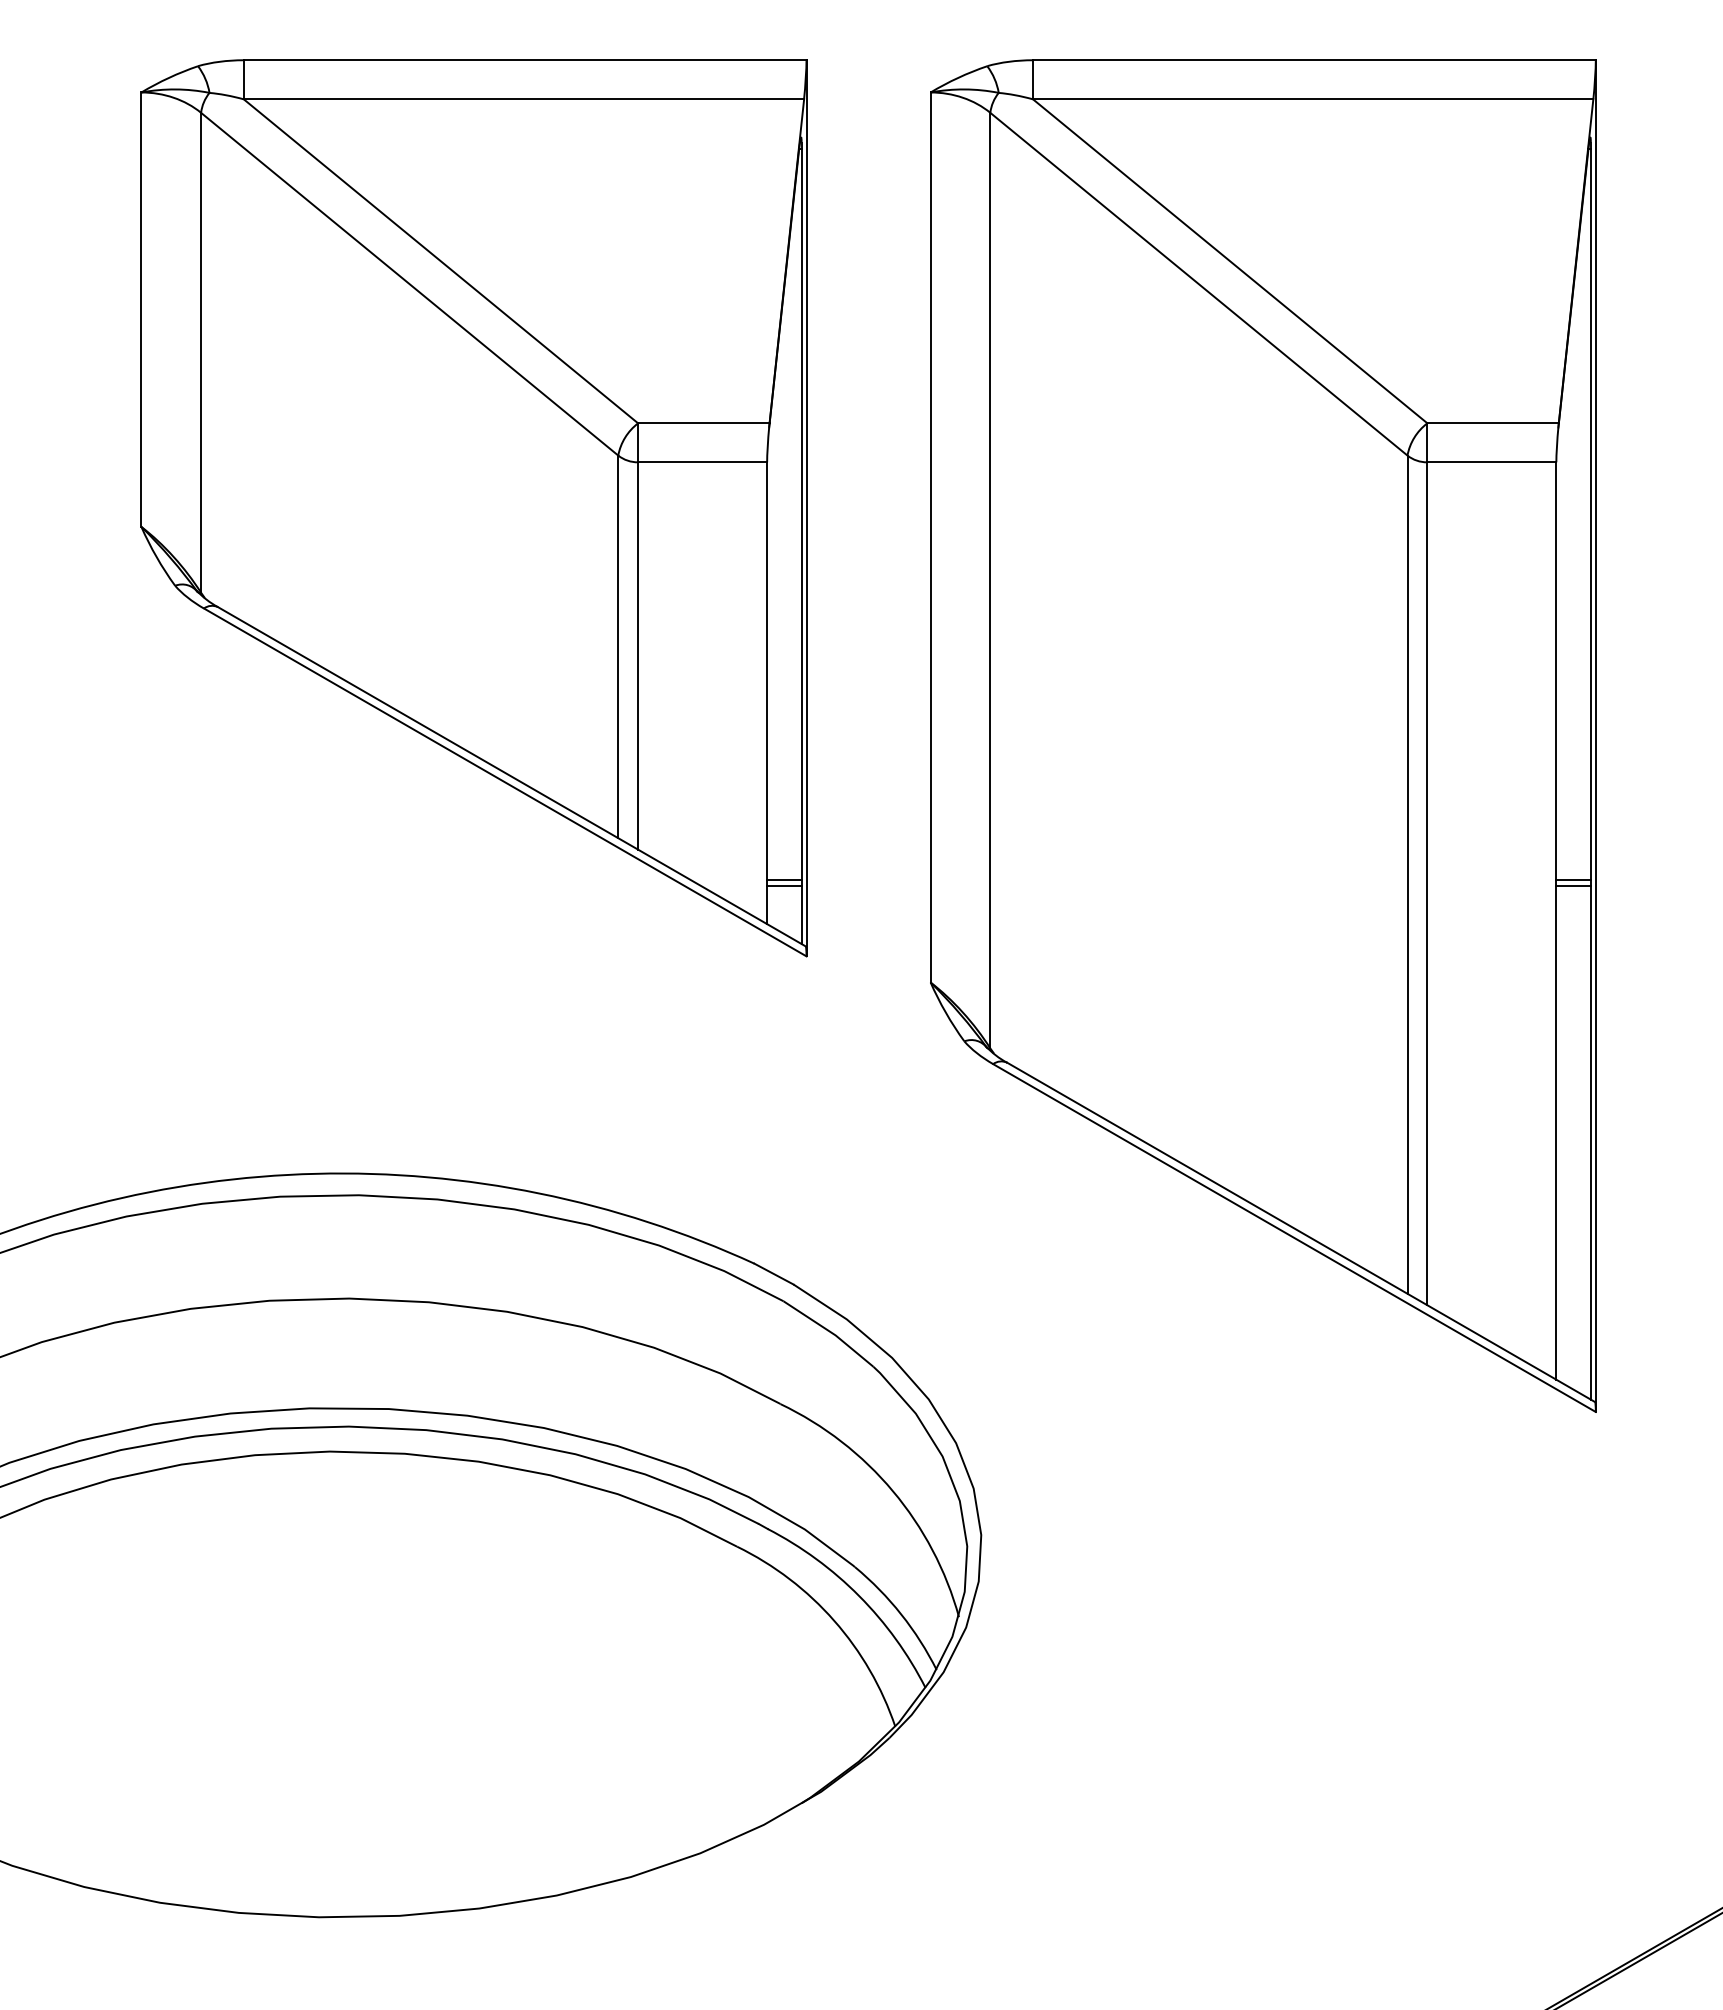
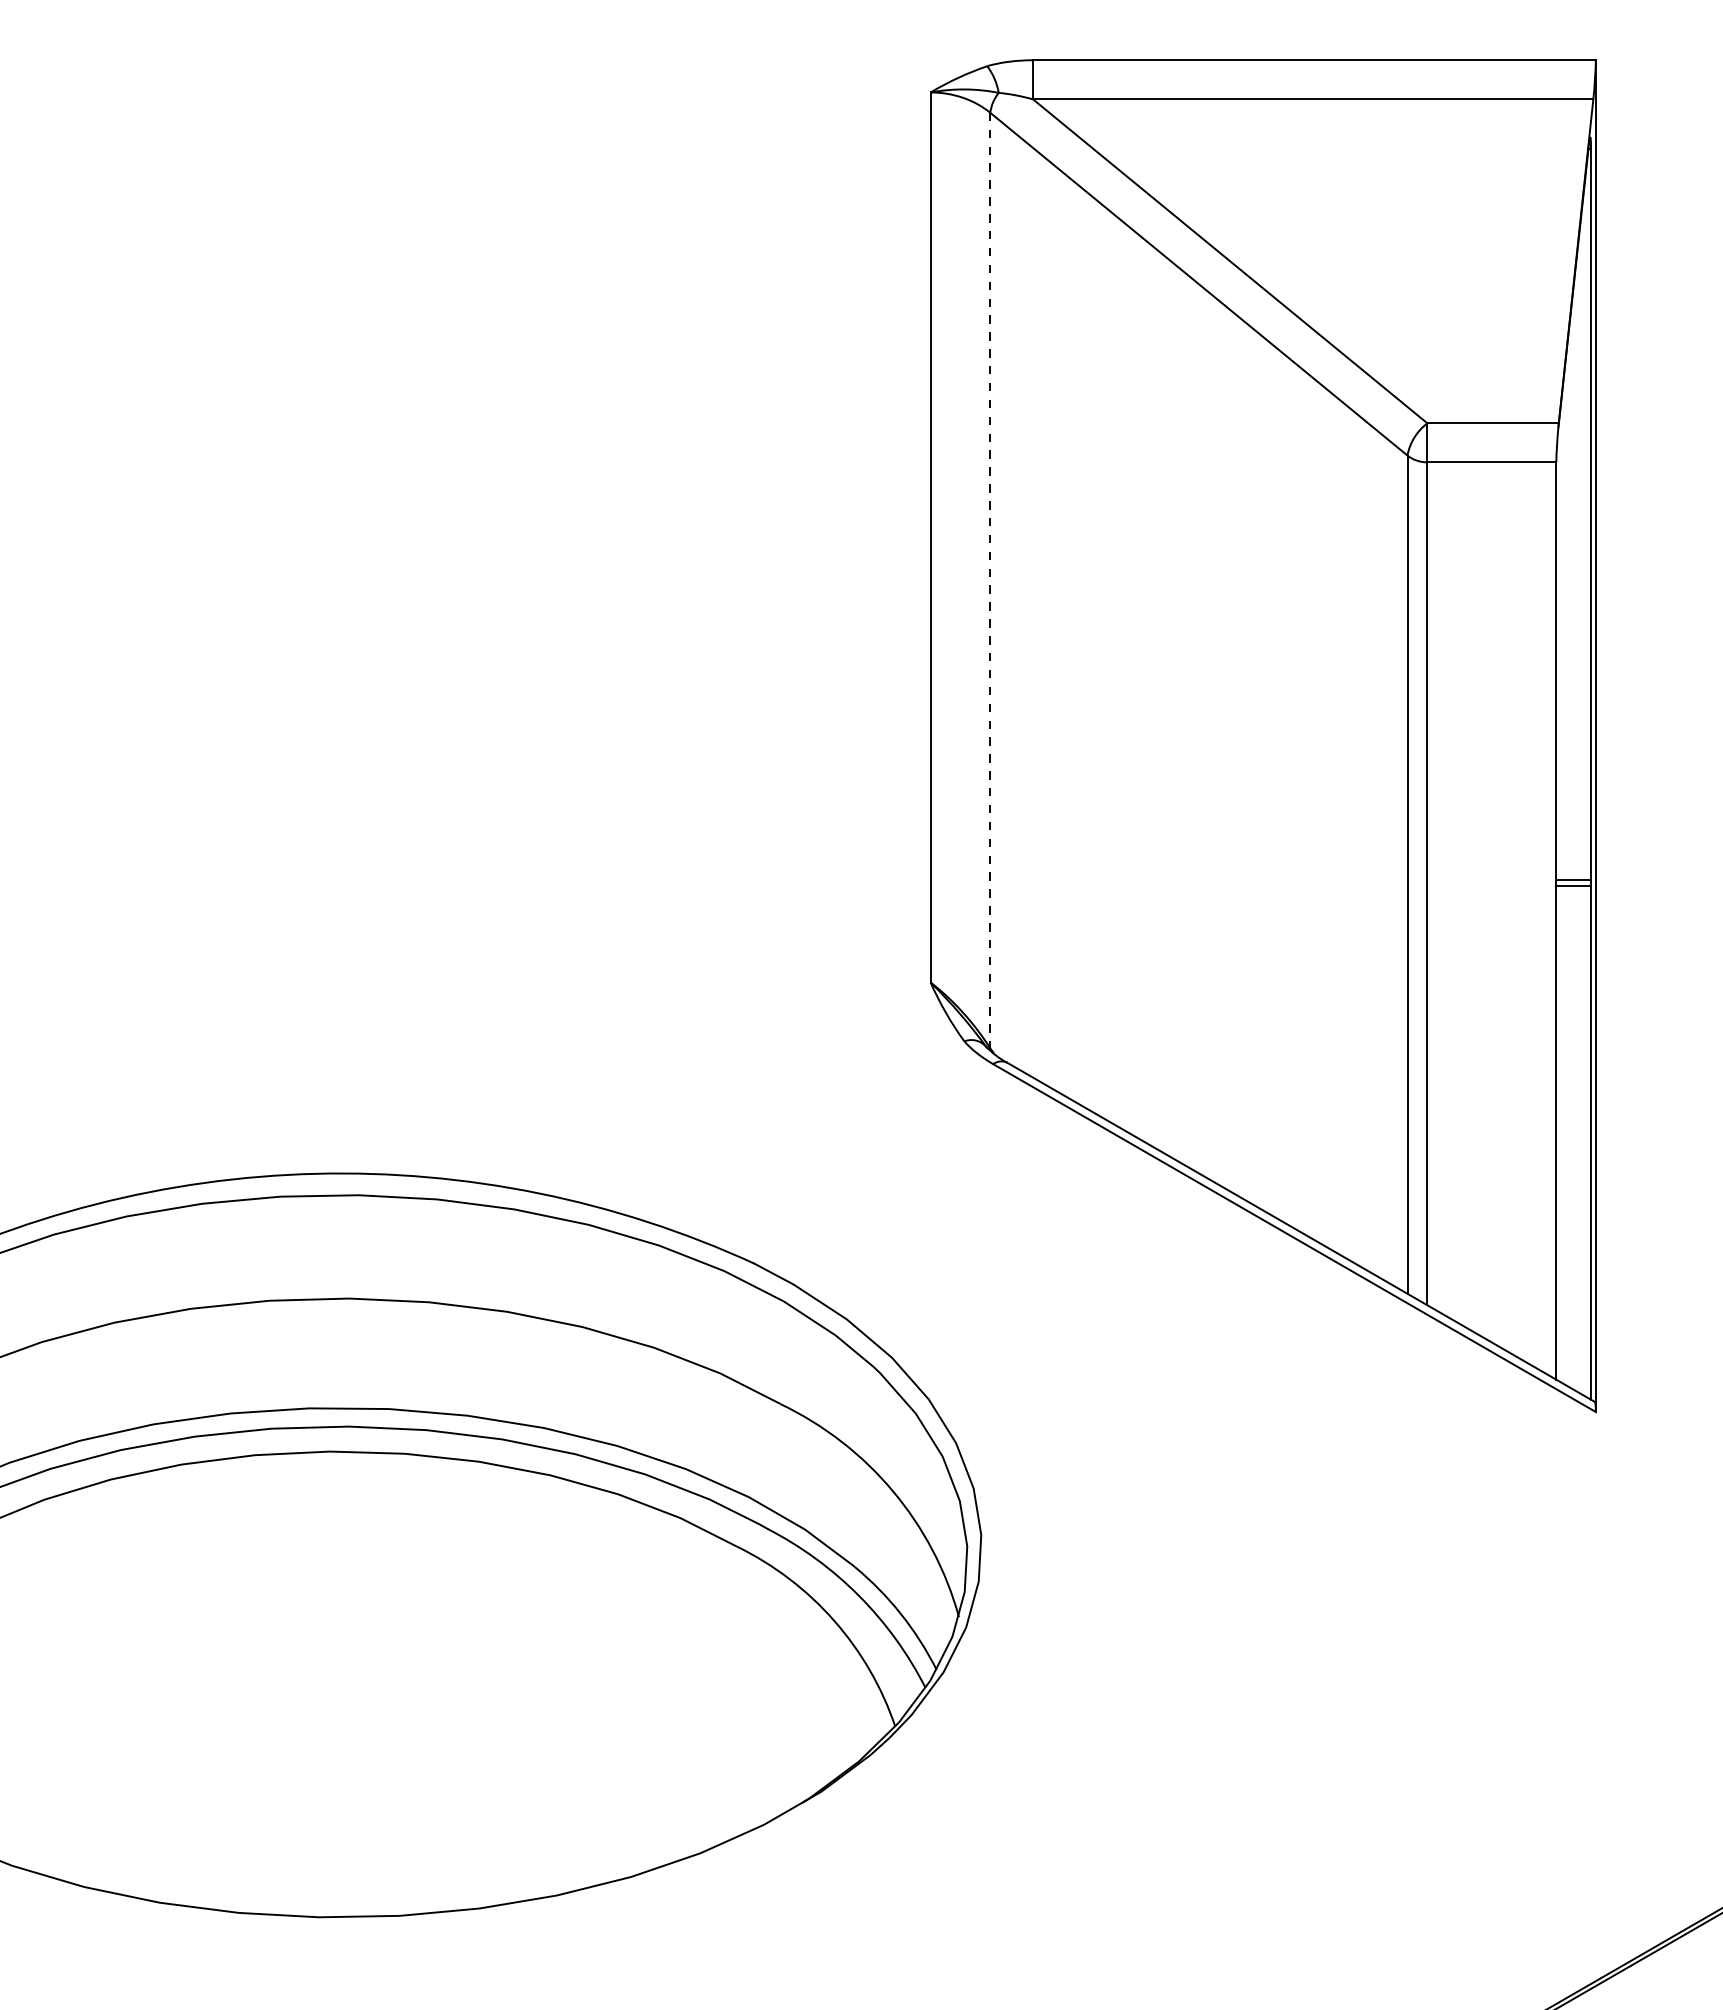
part: present -> none (473, 508)
line: solid -> dashed (990, 580)
